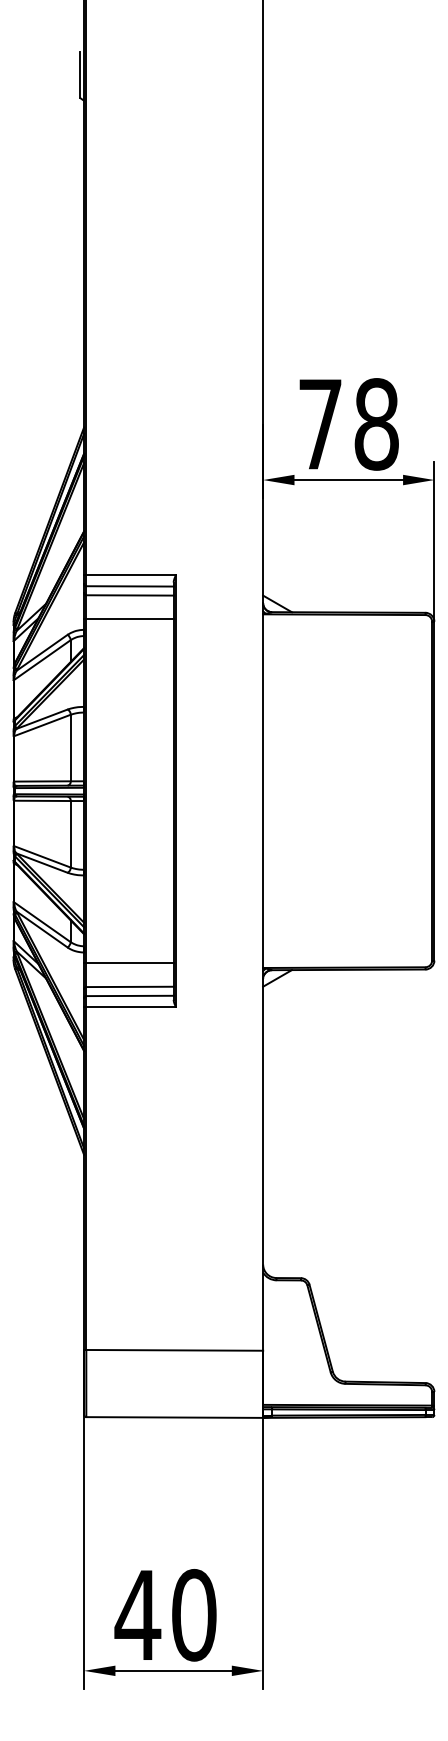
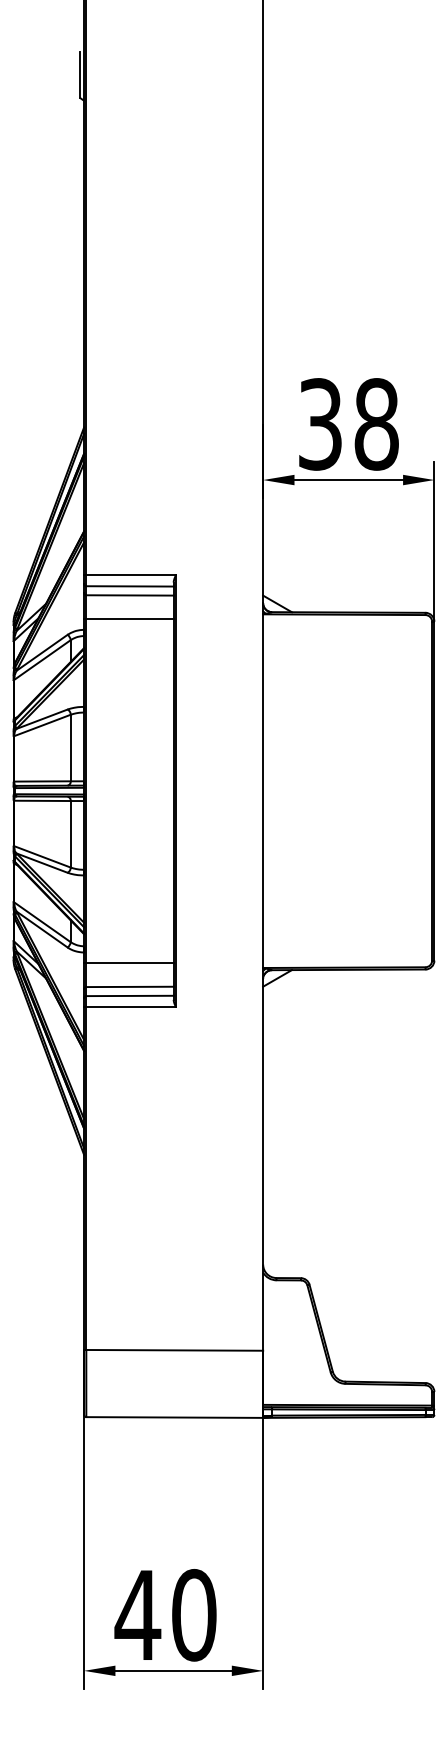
text: 78 -> 38 (320, 424)
